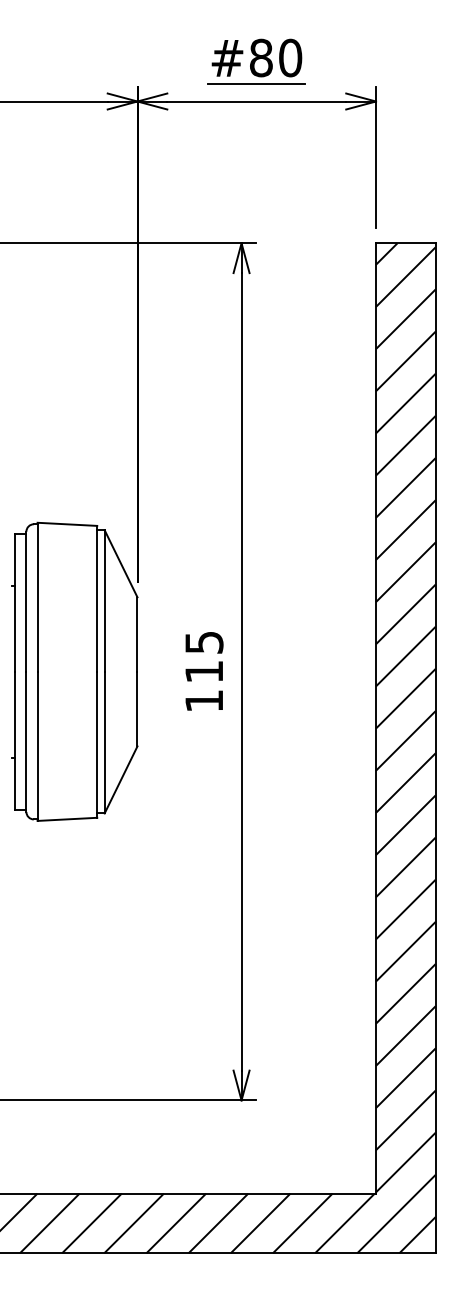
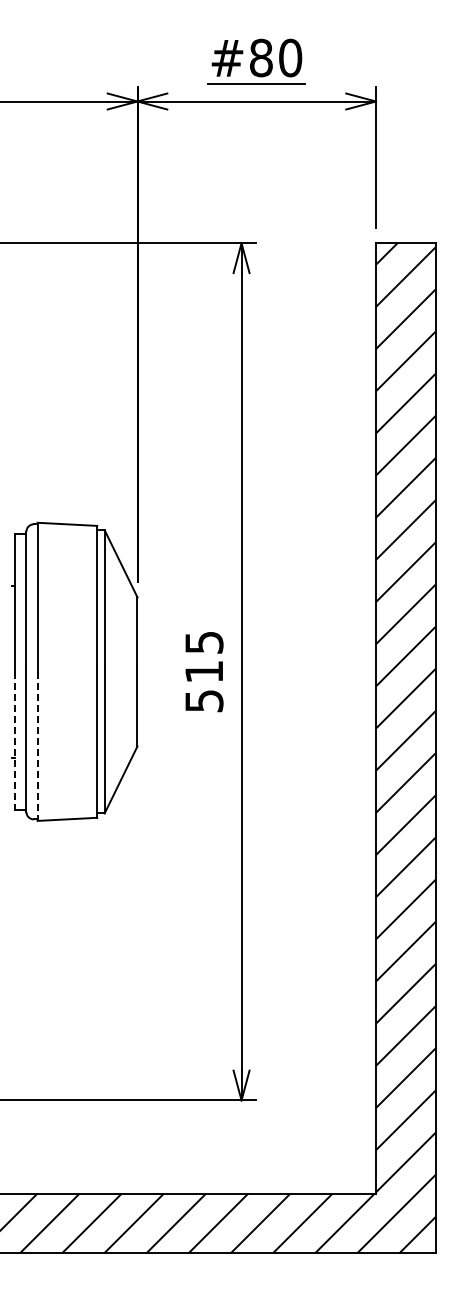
text: 115 -> 515 (204, 701)
line: solid -> dashed (15, 740)
line: solid -> dashed (37, 746)
